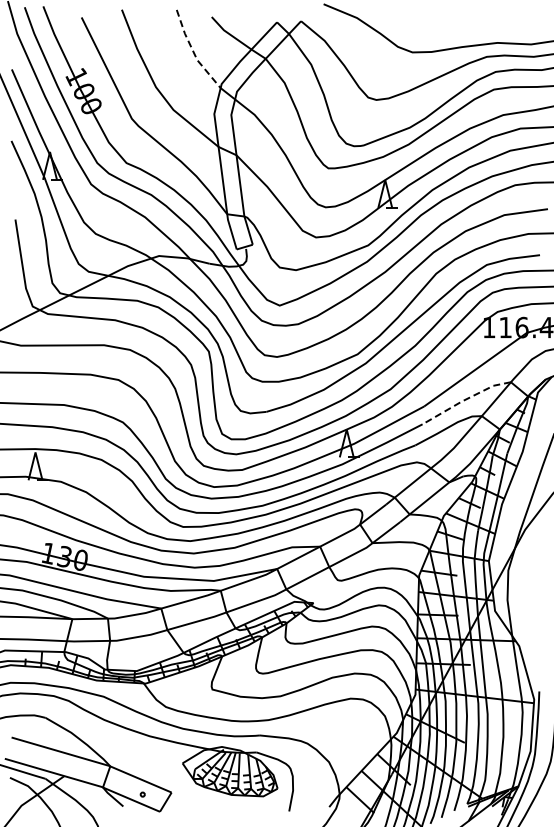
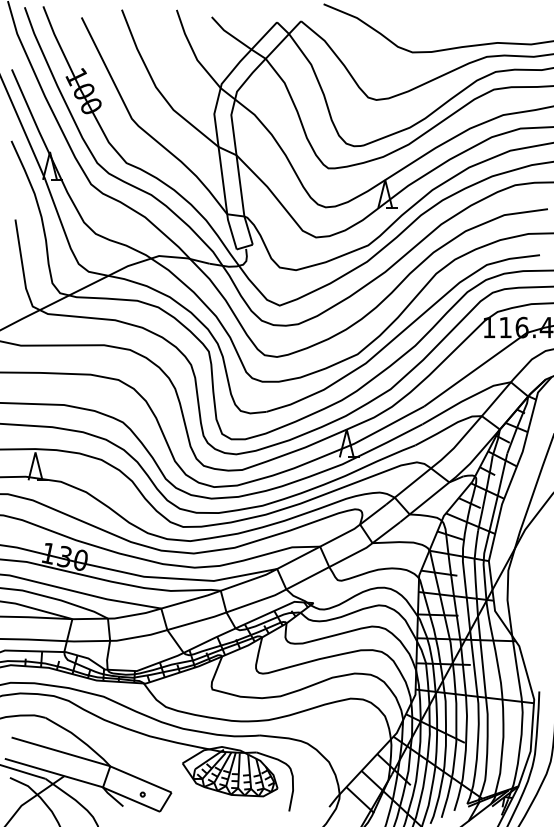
line: dashed -> solid (193, 52)
line: dashed -> solid (465, 399)
